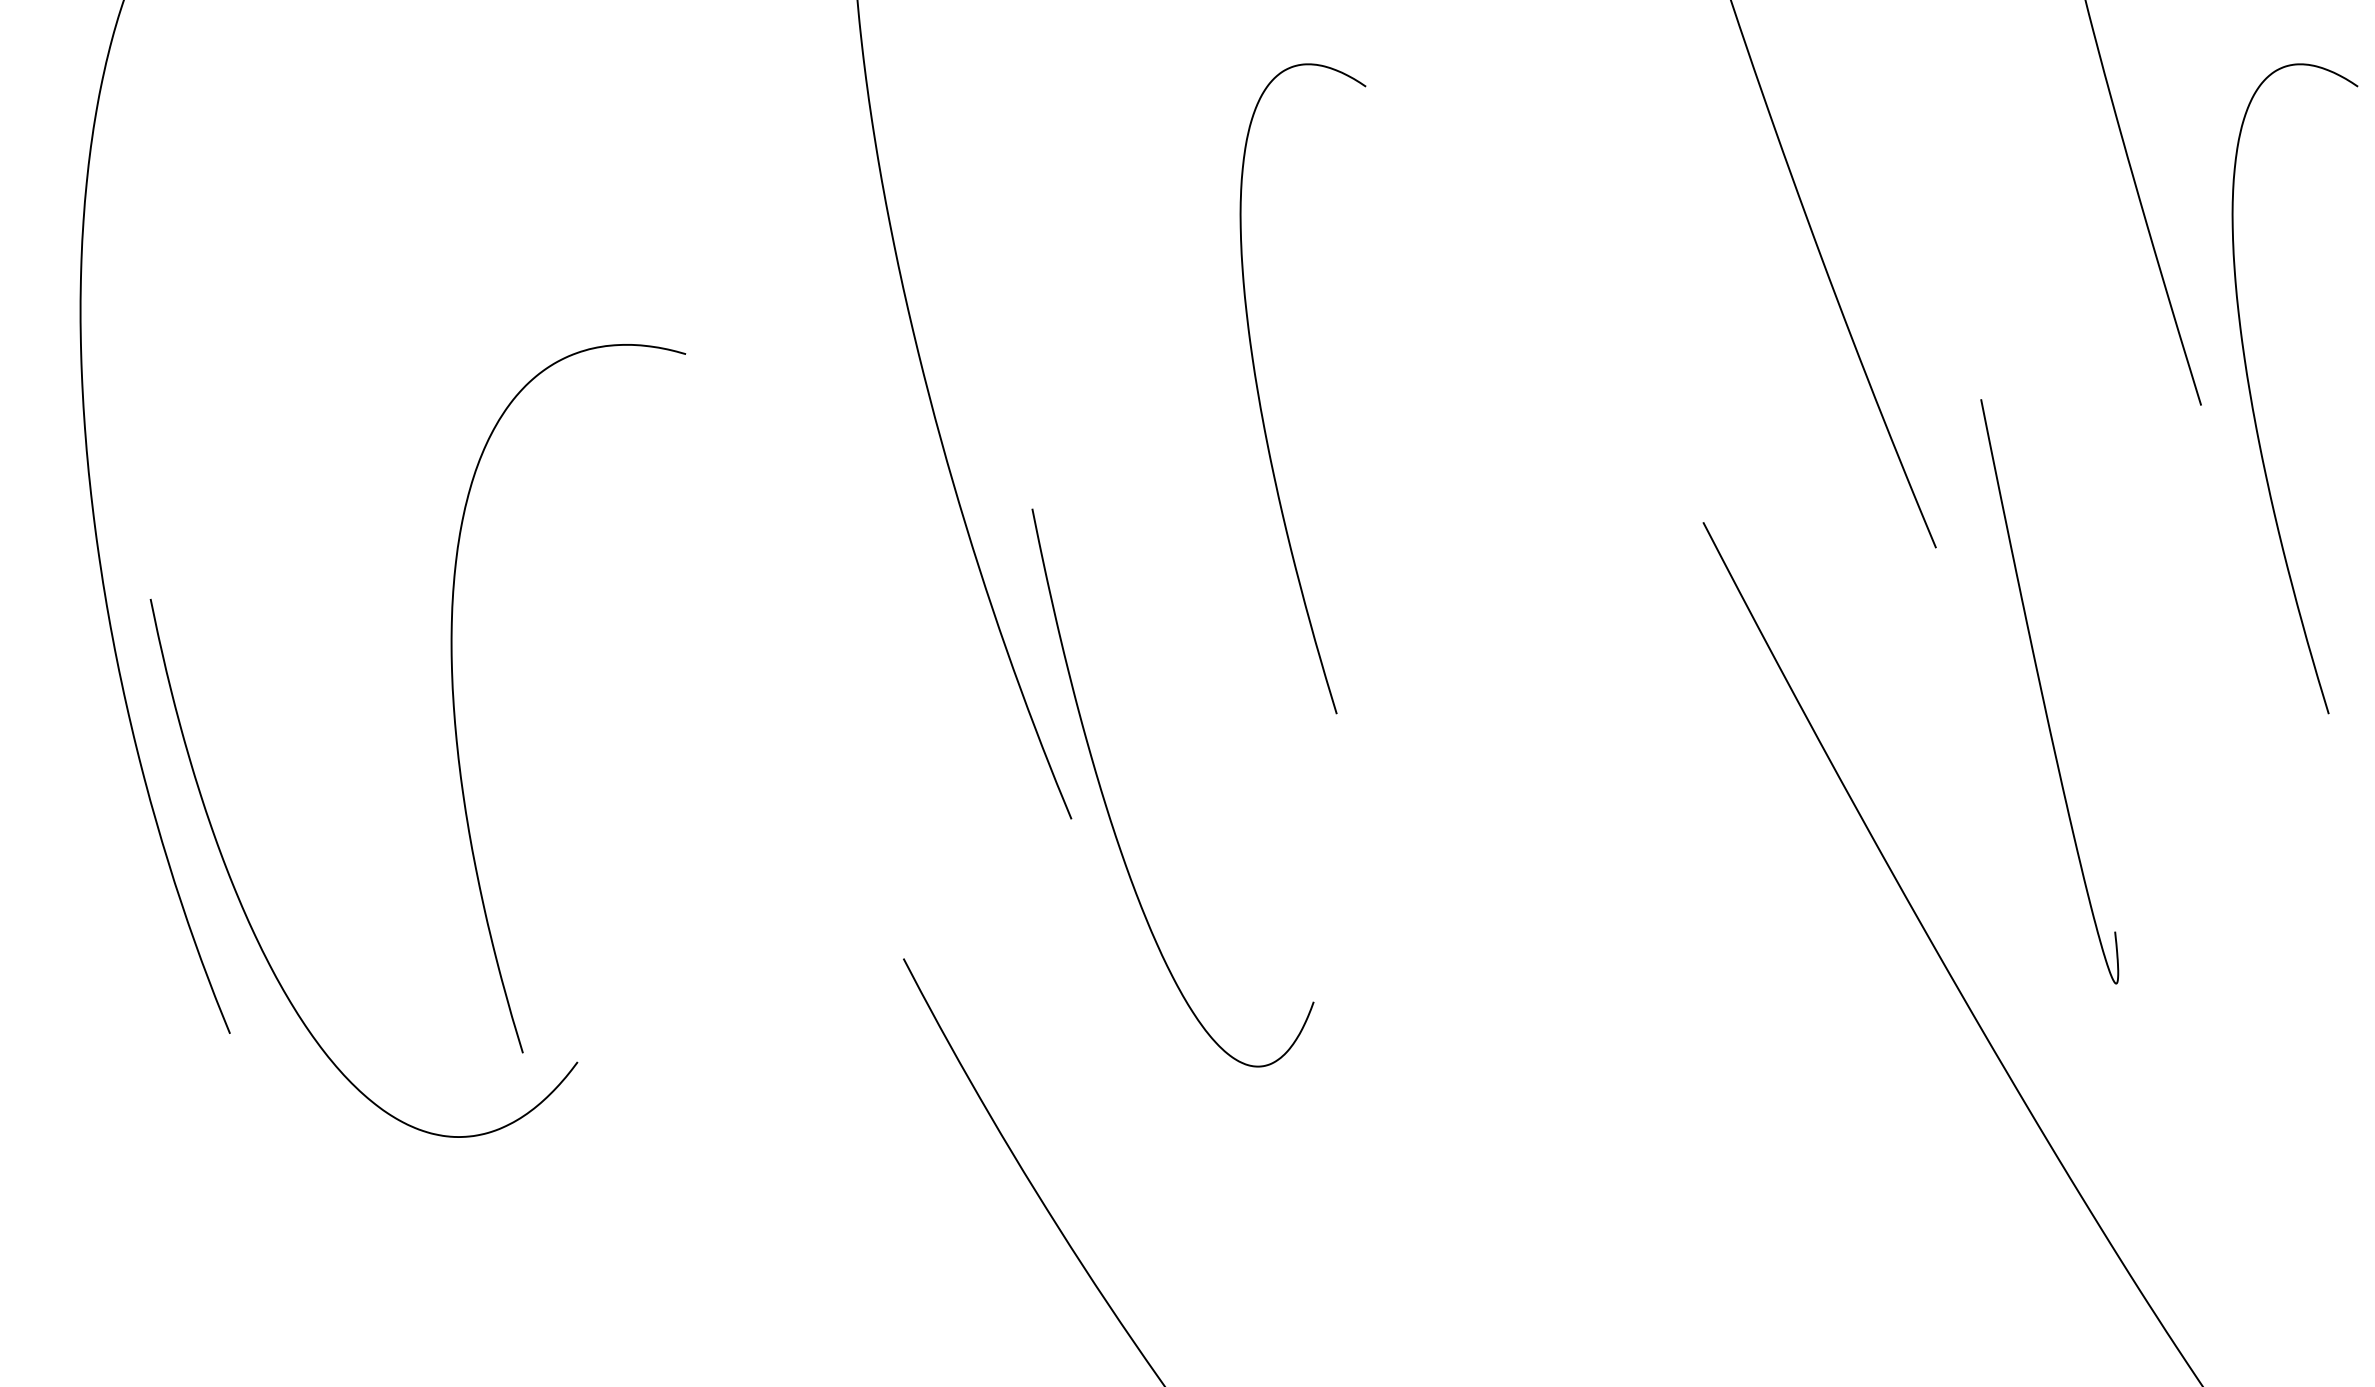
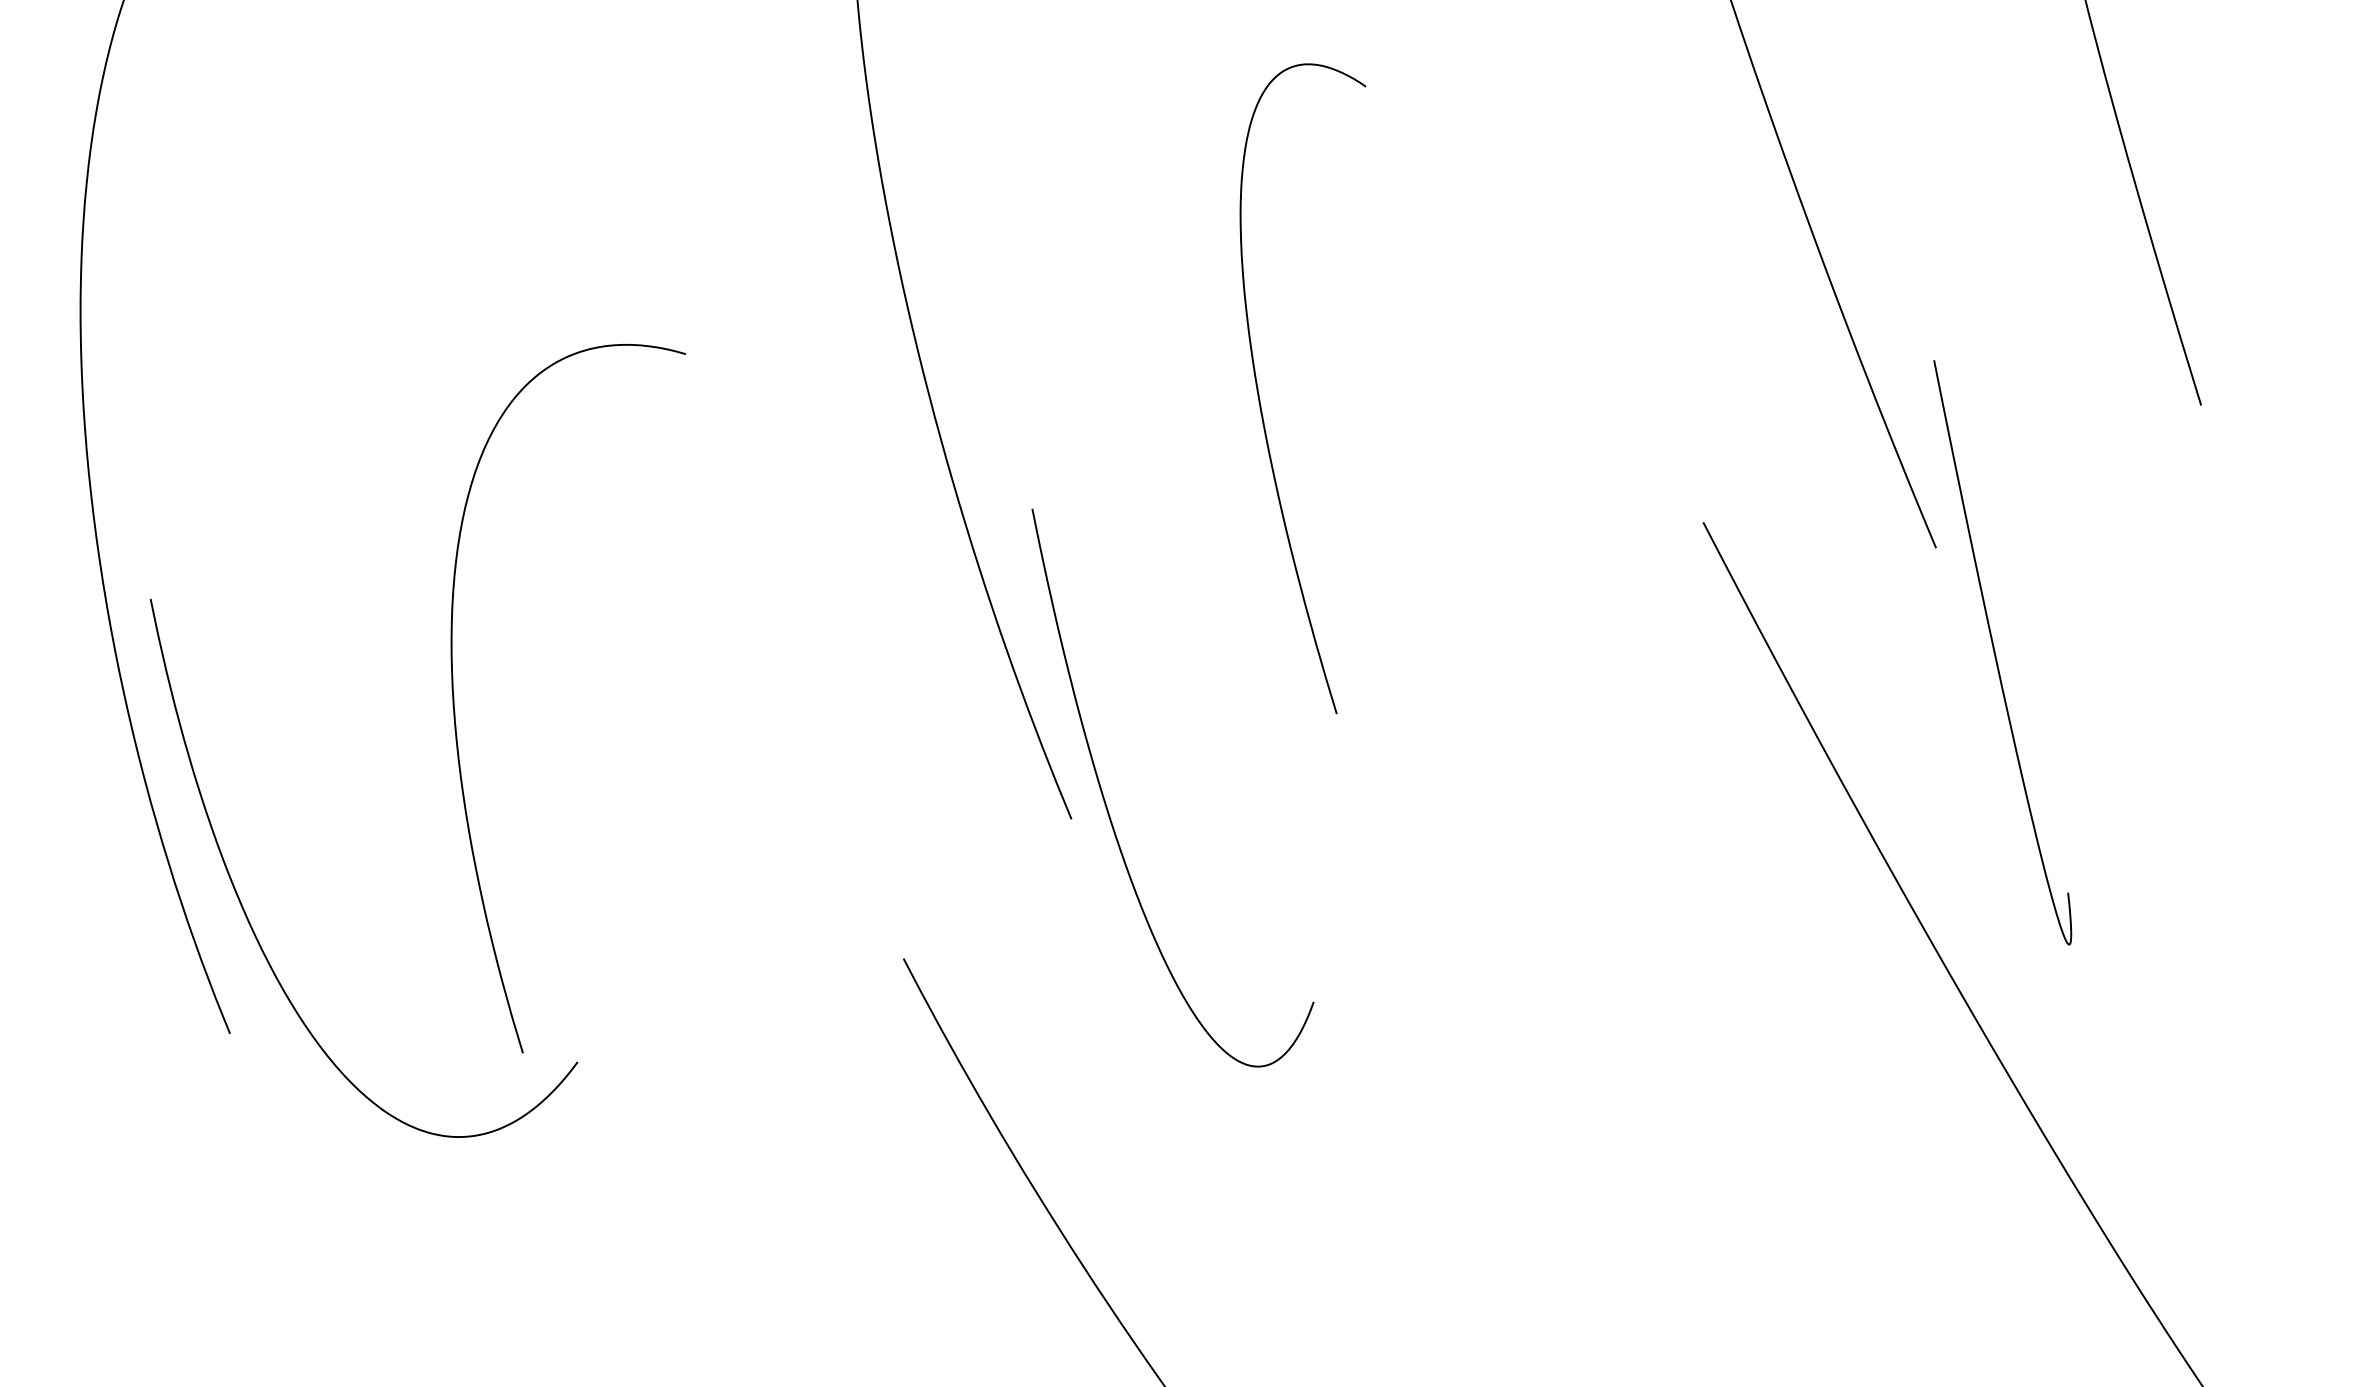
curve: present -> none (2251, 393)
curve position: (2043, 694) -> (1996, 655) (1996, 655)
